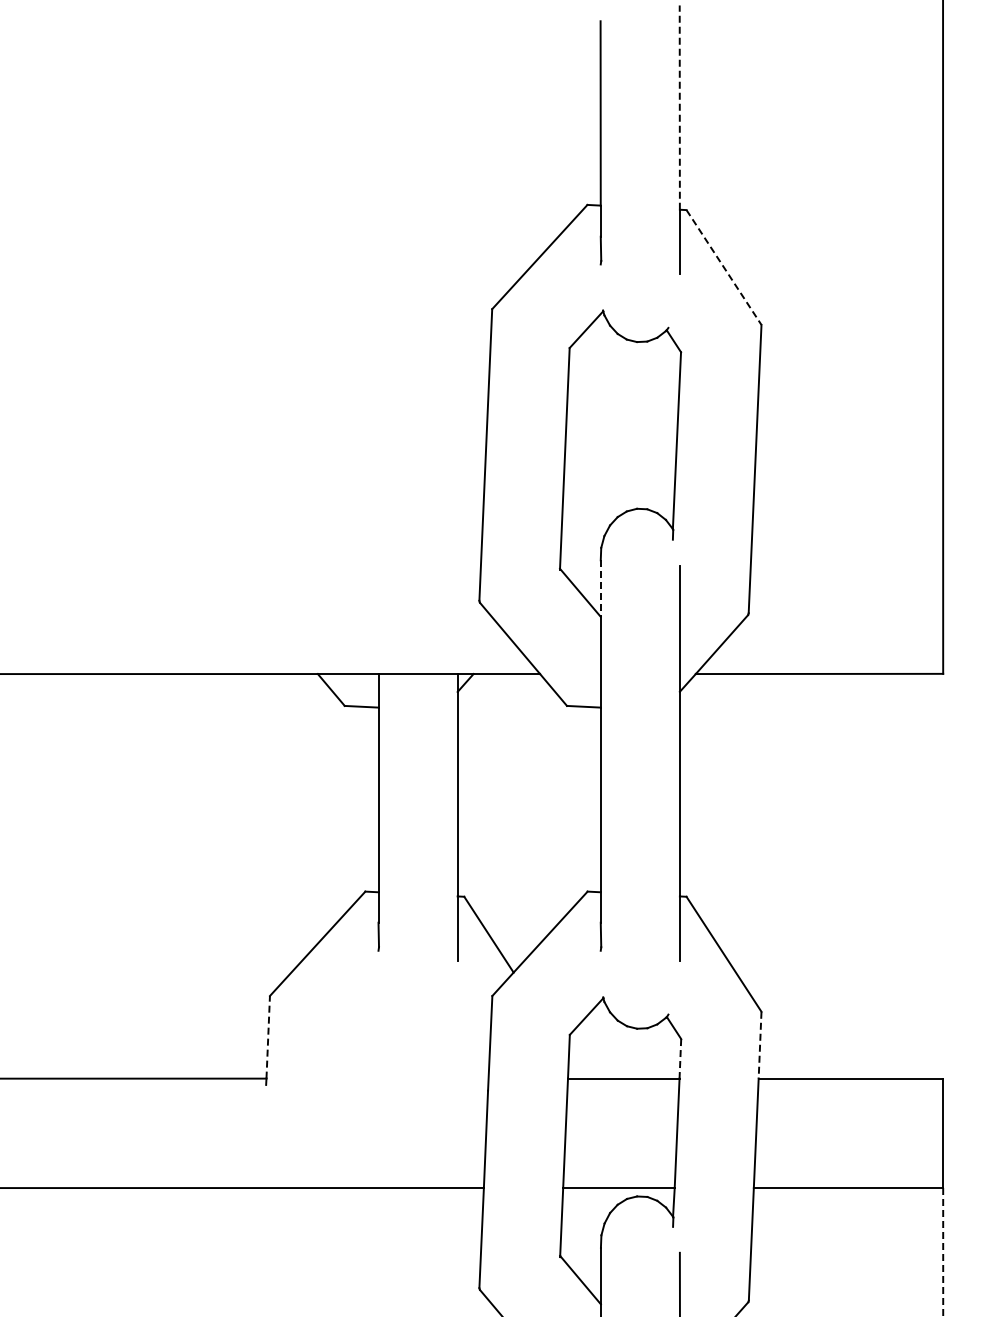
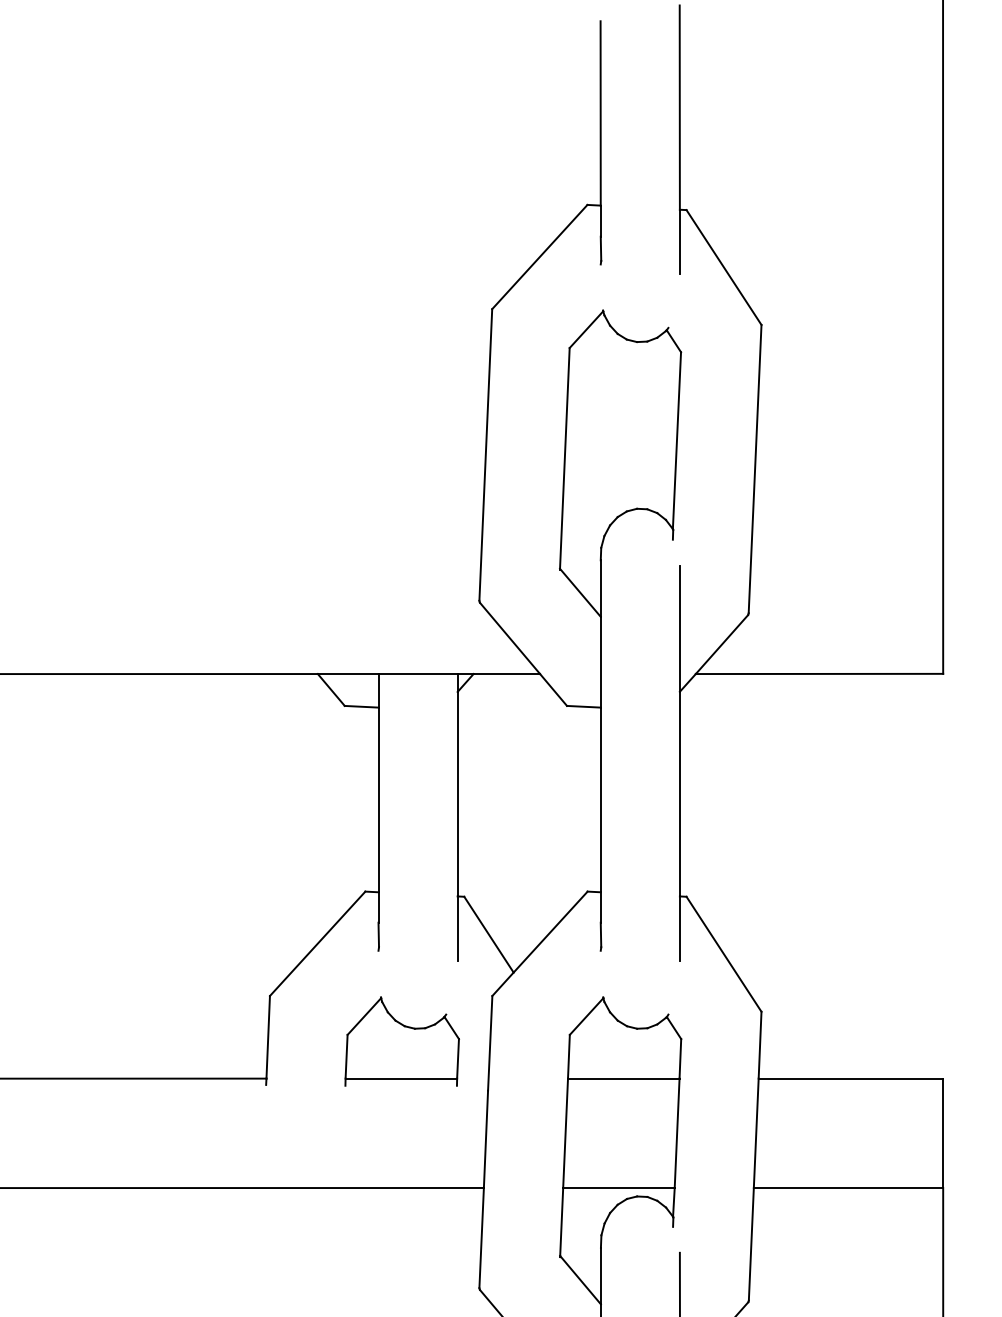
line: dashed -> solid (679, 107)
line: dashed -> solid (724, 267)
line: dashed -> solid (600, 589)
line: dashed -> solid (268, 1036)
part: none -> present (401, 1041)
line: dashed -> solid (760, 1045)
line: dashed -> solid (680, 1058)
line: dashed -> solid (943, 1252)
